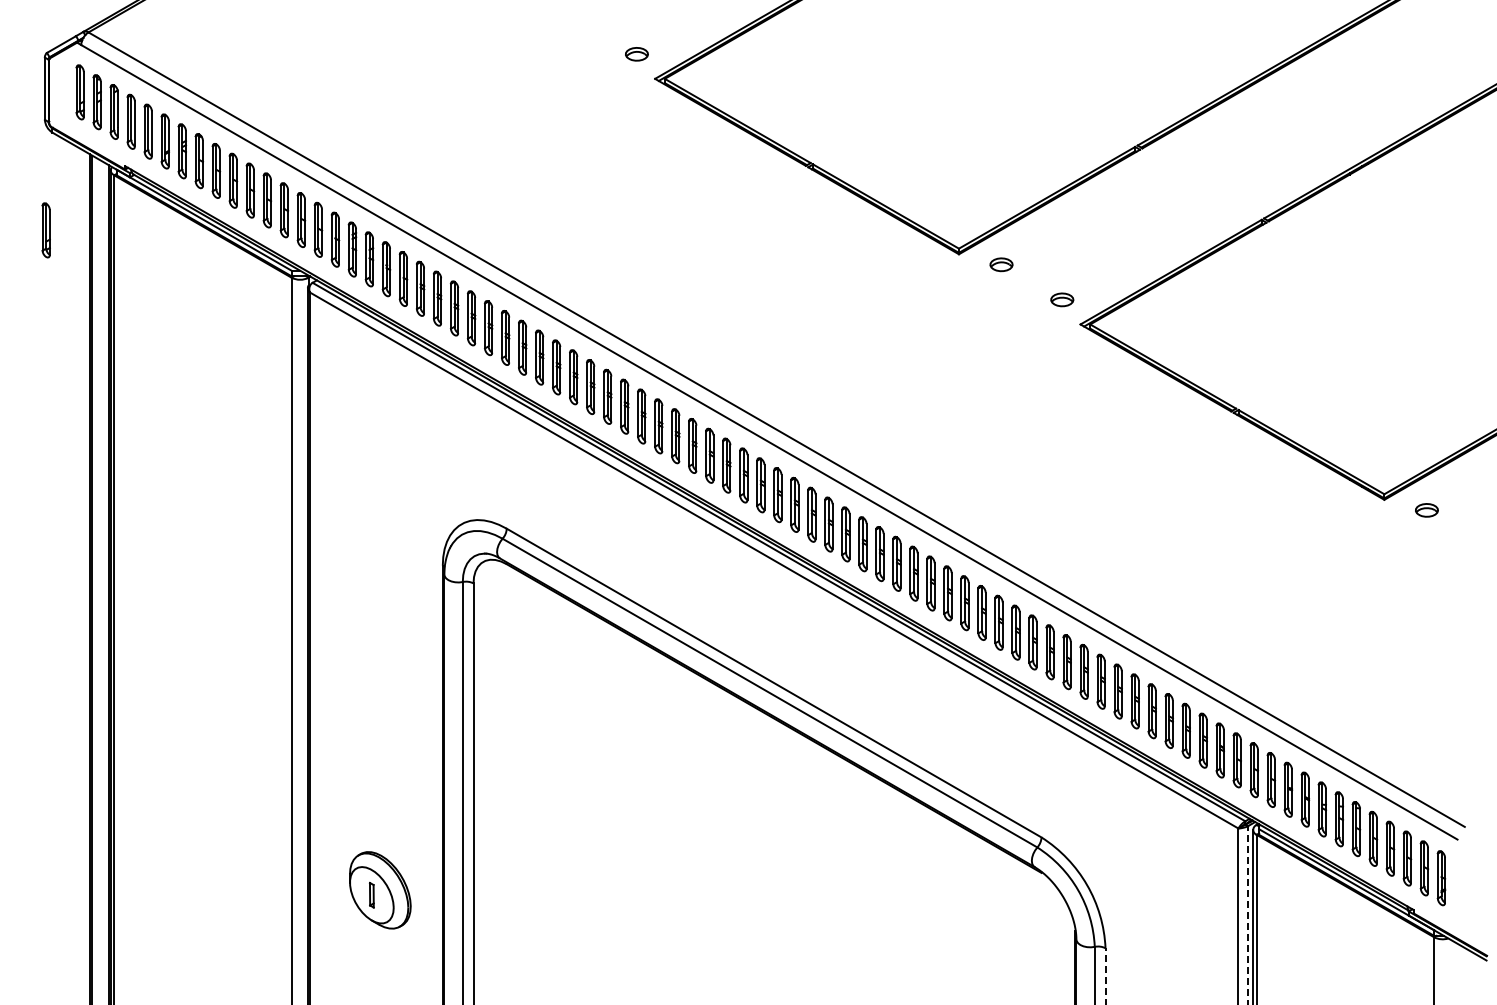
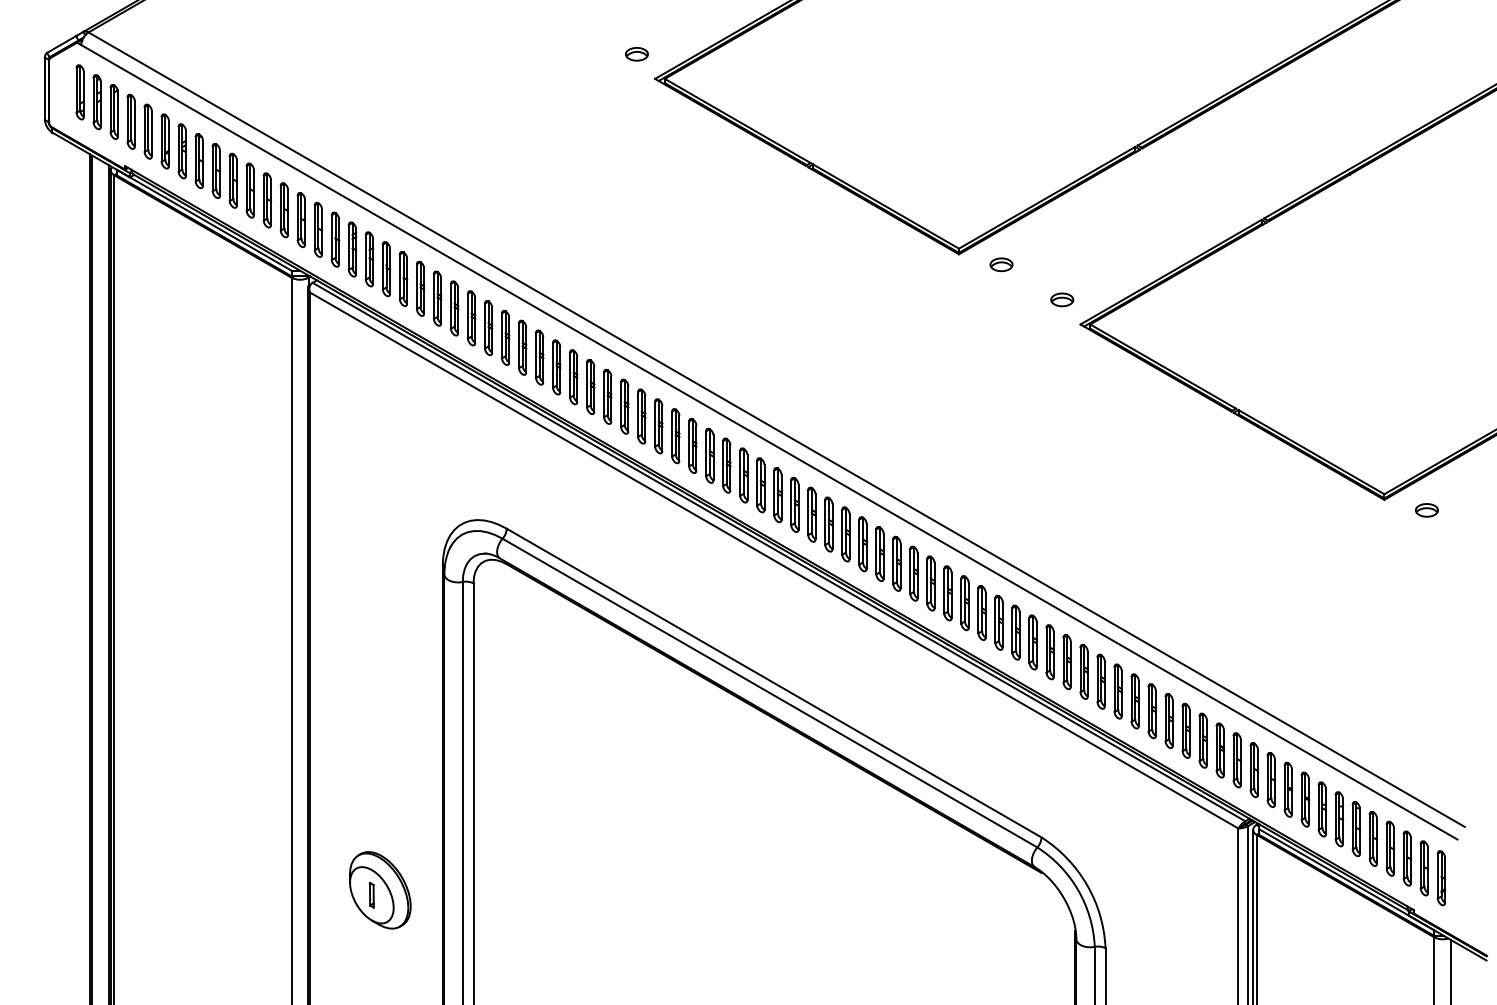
part: present -> none (45, 230)
line: dashed -> solid (1248, 915)
line: none -> present (1451, 970)
line: dashed -> solid (1105, 976)
